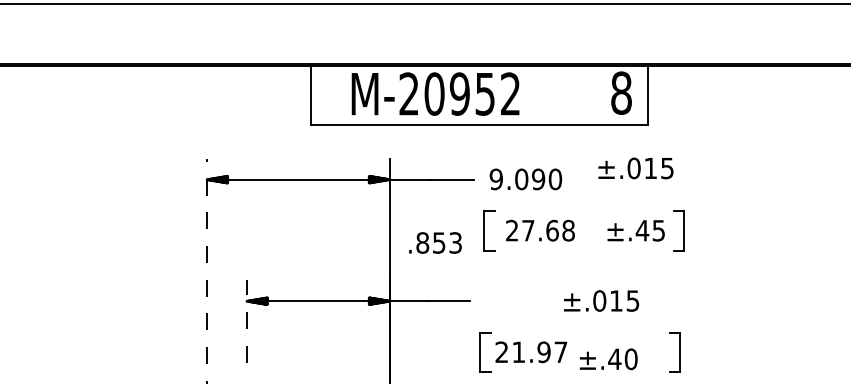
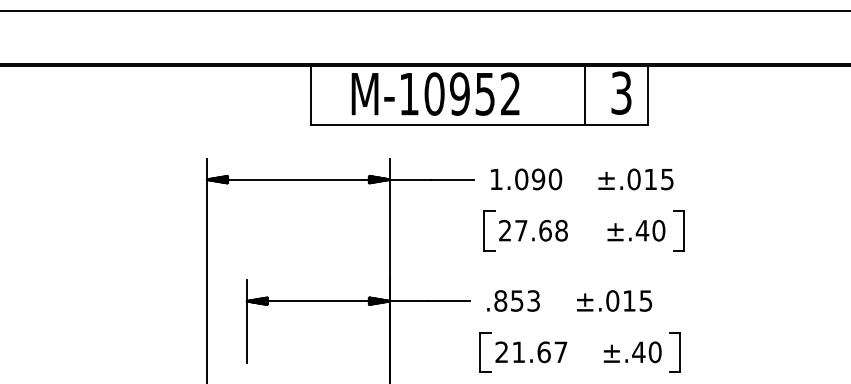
line position: (424, 4) -> (424, 11) (424, 11)
text: 8 -> 3 (621, 92)
text: M-20952 -> M-10952 (408, 93)
line: none -> present (584, 94)
text position: (635, 168) -> (635, 179) (635, 179)
text: 9.090 -> 1.090 (495, 179)
text position: (540, 230) -> (533, 230) (533, 230)
text: ±.45 -> ±.40 (658, 230)
text position: (435, 242) -> (513, 300) (513, 300)
line: dashed -> solid (206, 271)
text position: (601, 300) -> (614, 300) (614, 300)
line: dashed -> solid (246, 320)
text: 21.97 -> 21.67 (543, 352)
text position: (608, 359) -> (632, 352) (632, 352)
